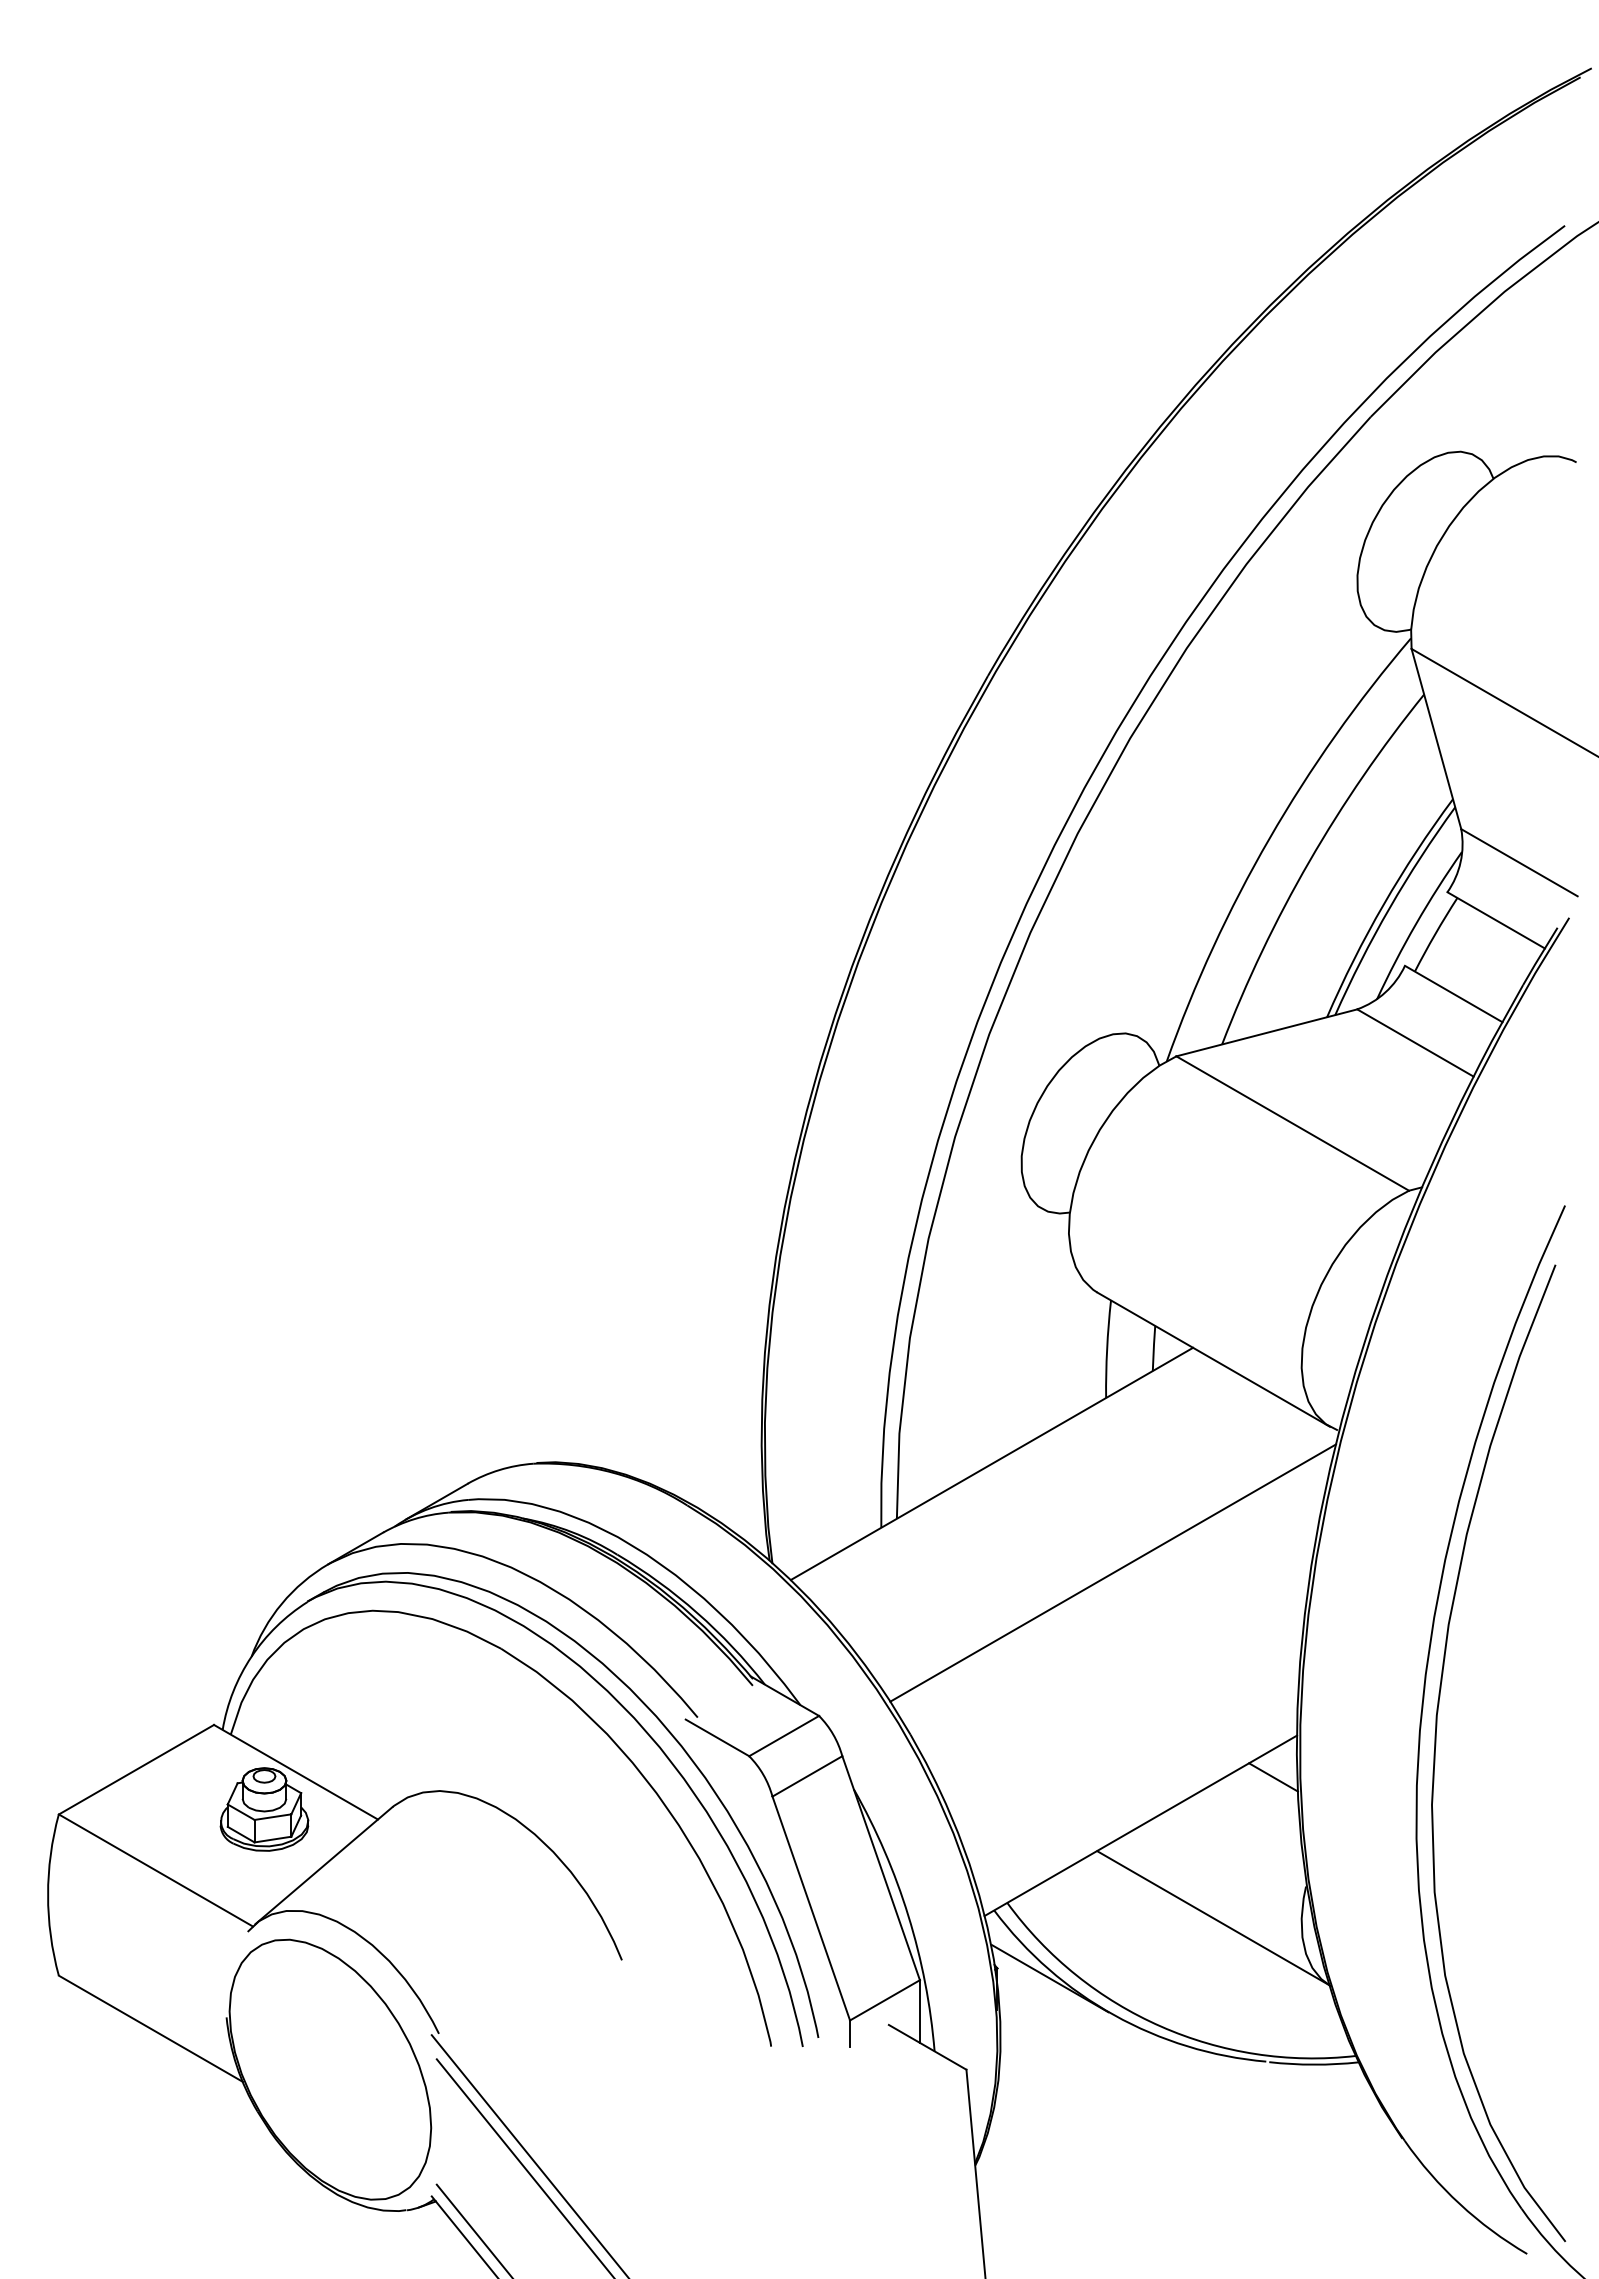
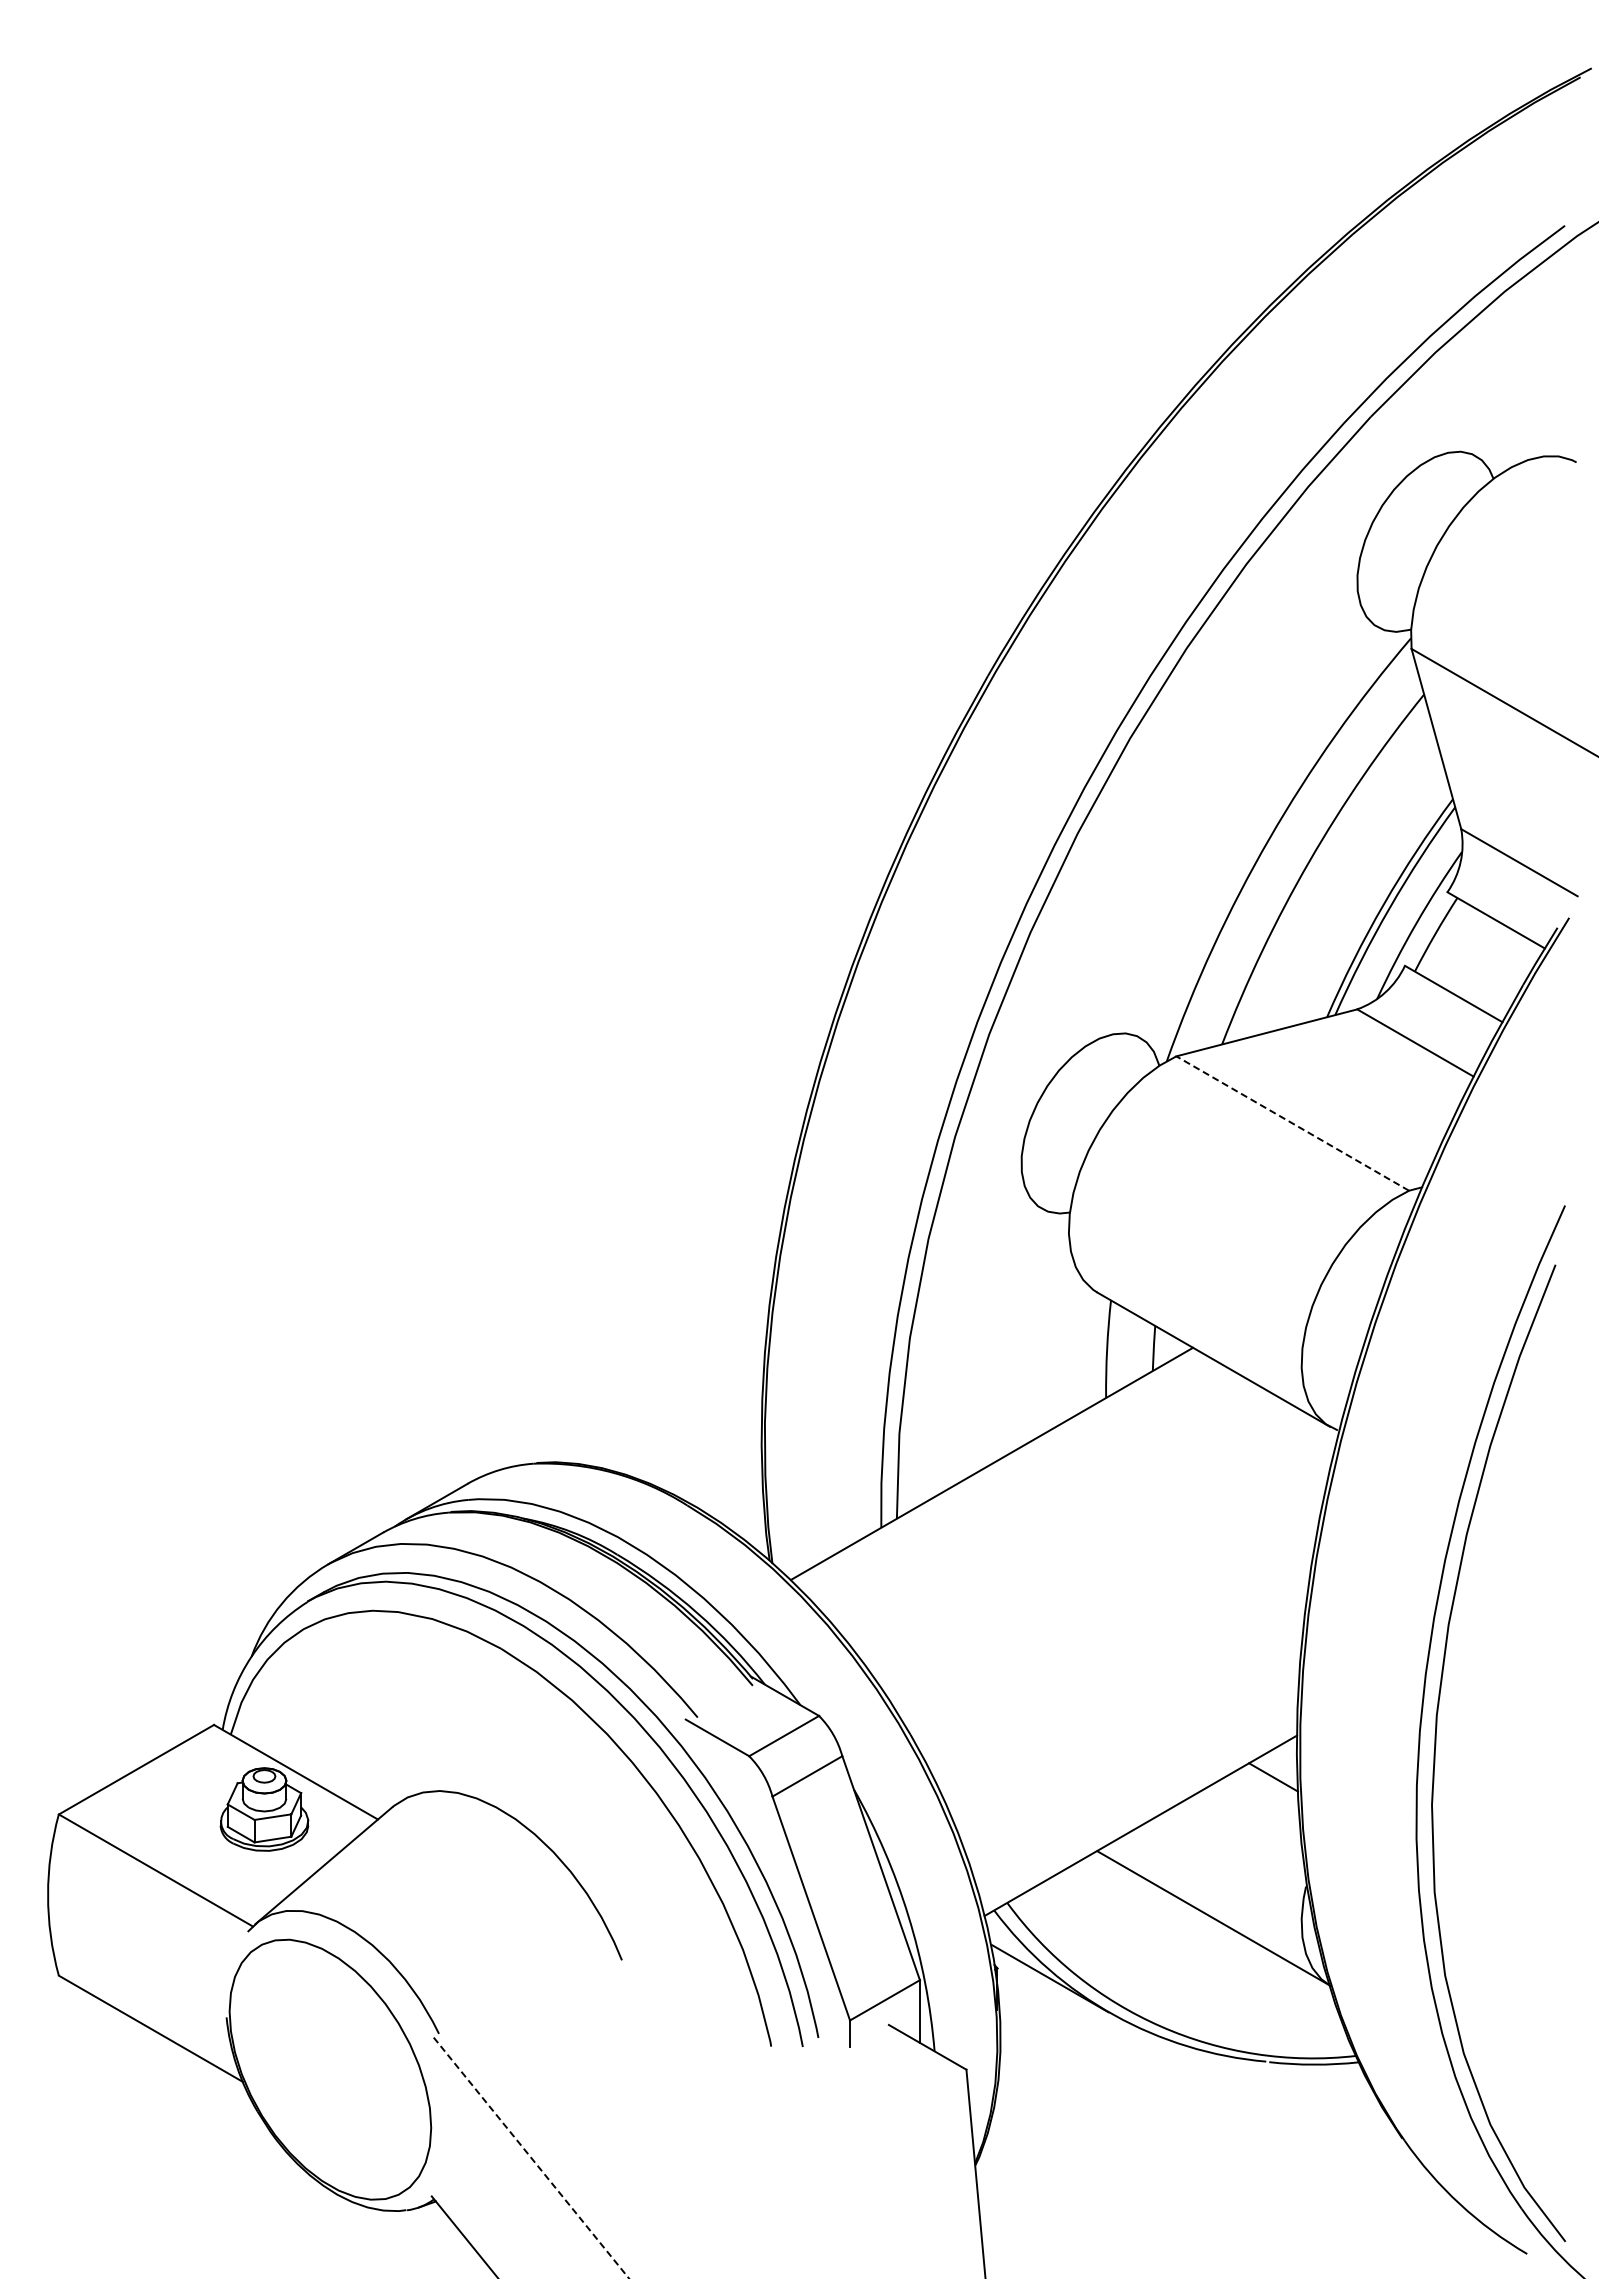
line: solid -> dashed (1292, 1123)
line: present -> none (1113, 1572)
line: solid -> dashed (530, 2156)
line: present -> none (523, 2167)
line: present -> none (473, 2229)
